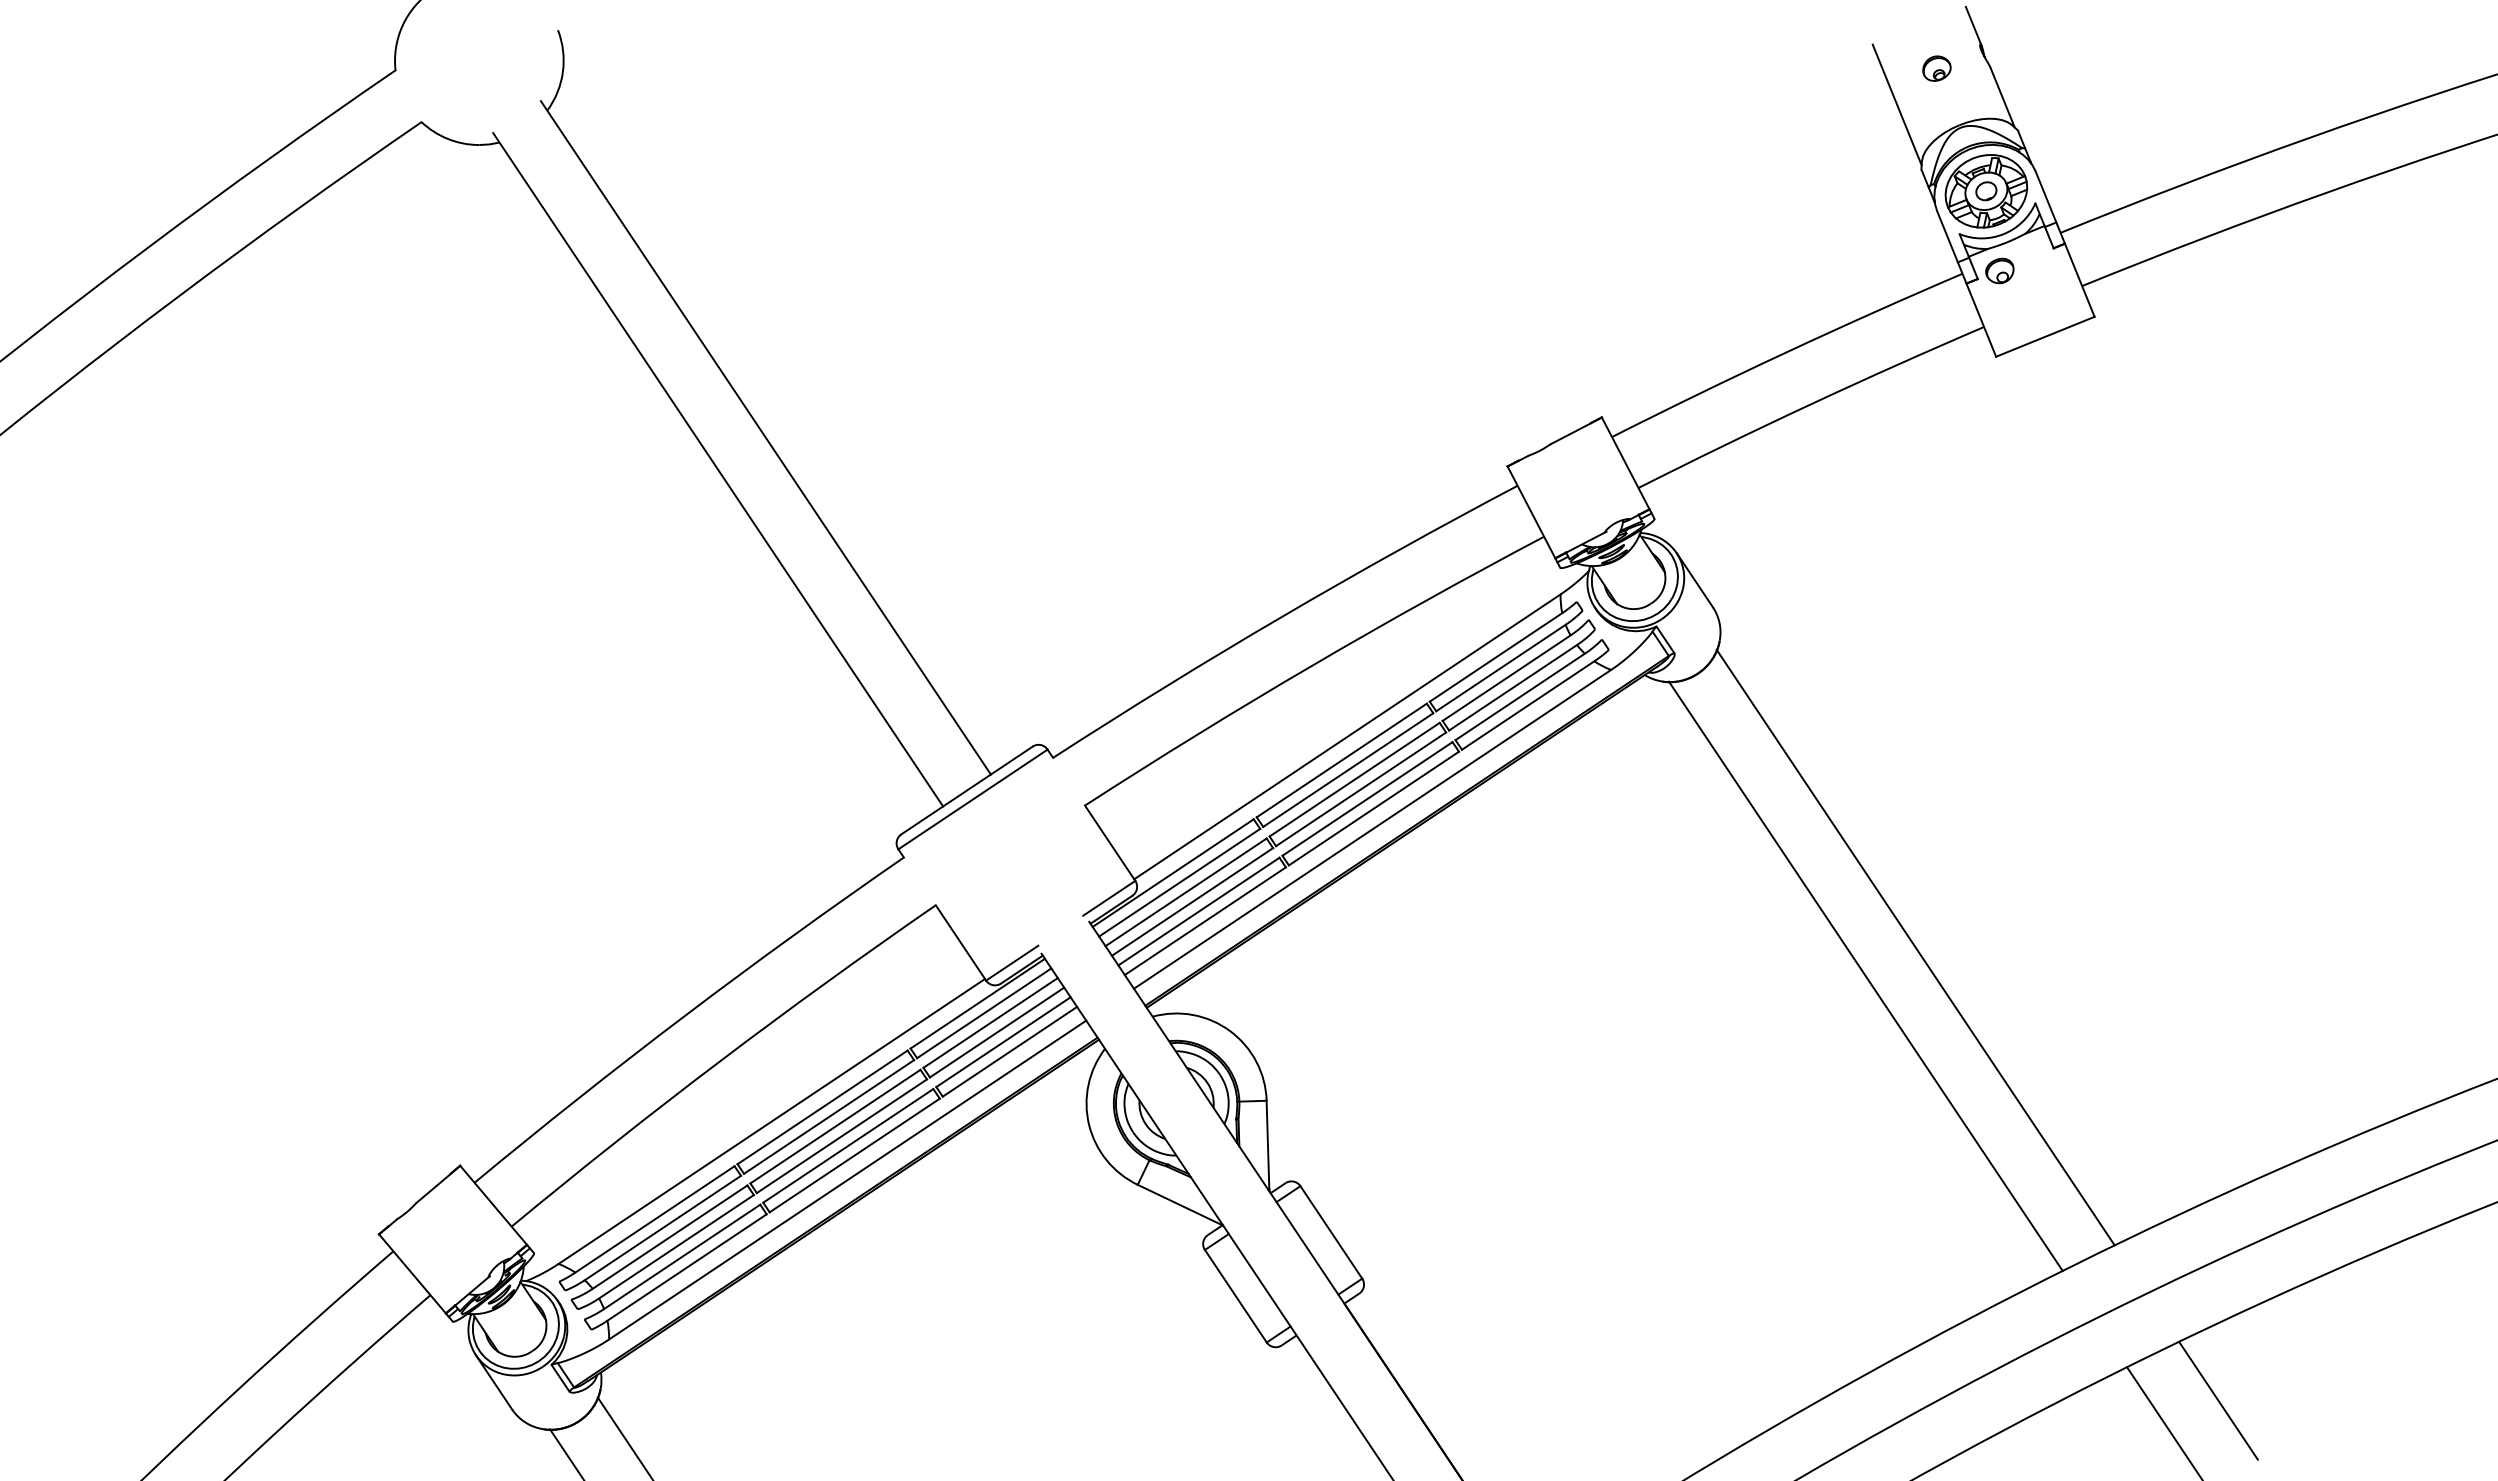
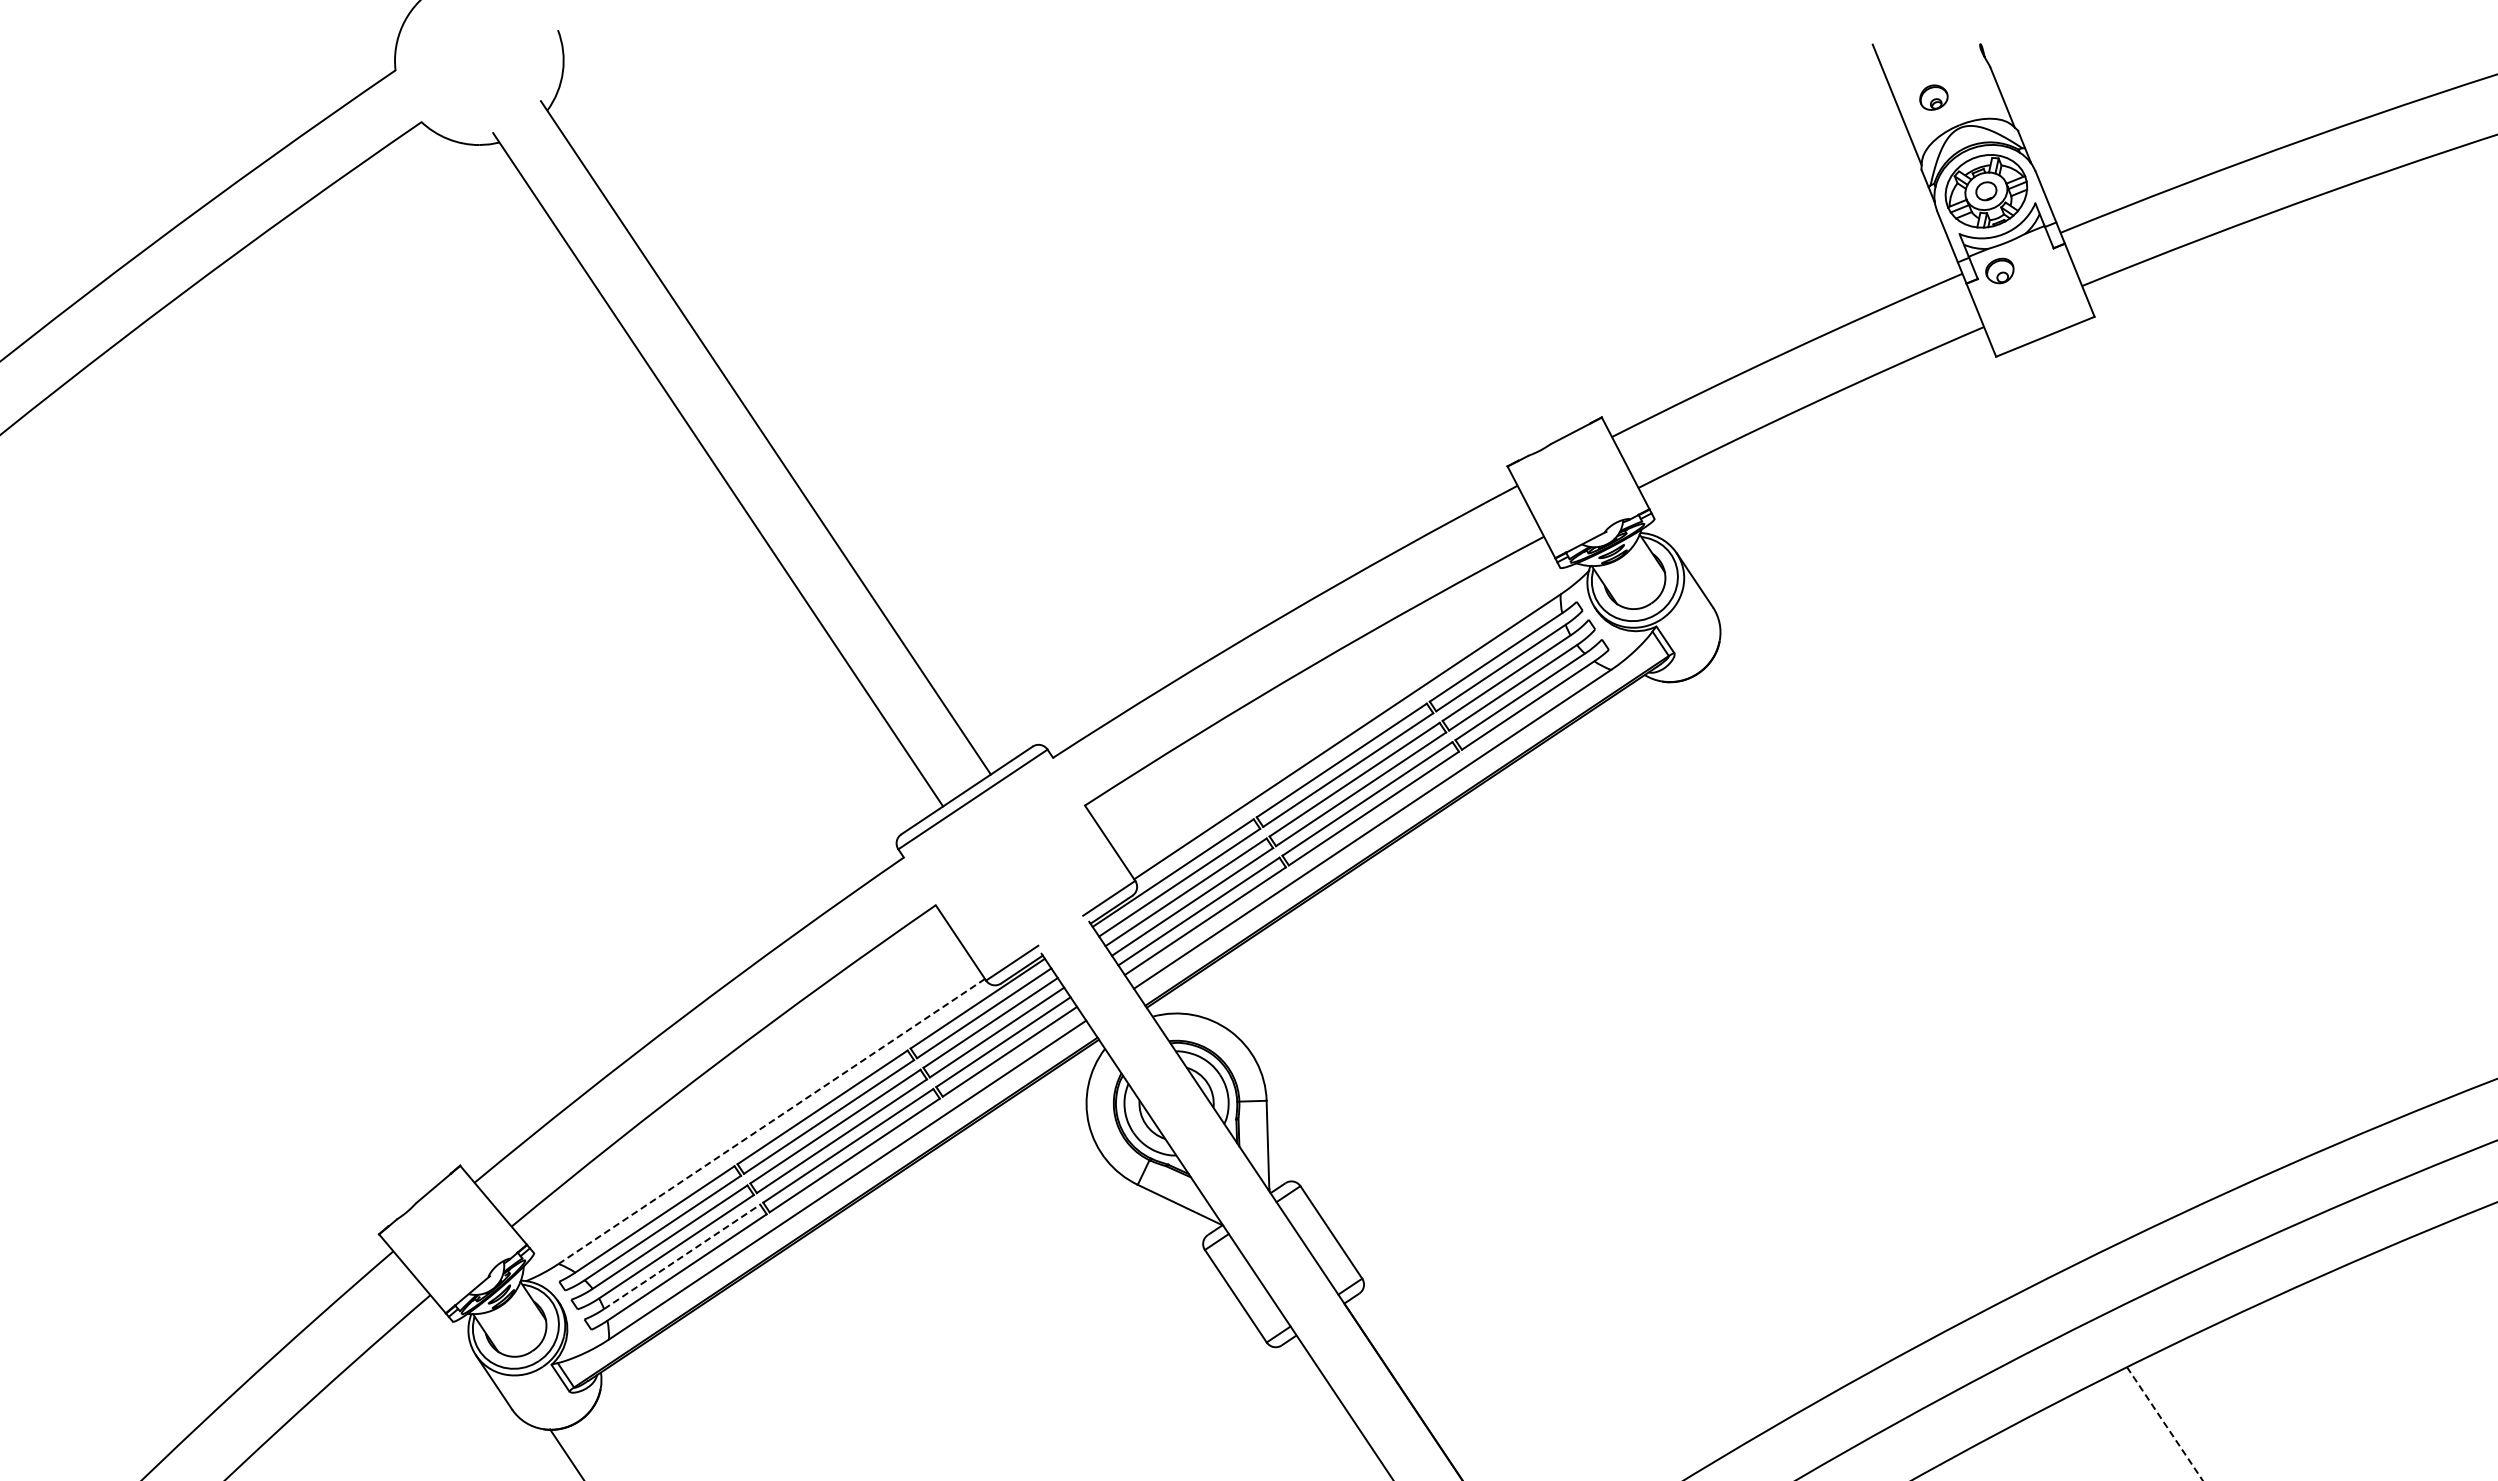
line: present -> none (1973, 26)
part position: (1936, 68) -> (1933, 97) (1933, 97)
line: present -> none (1915, 947)
line: present -> none (1865, 975)
line: solid -> dashed (771, 1121)
line: solid -> dashed (682, 1256)
line: present -> none (2218, 1400)
line: solid -> dashed (2165, 1424)
line: present -> none (624, 1437)
